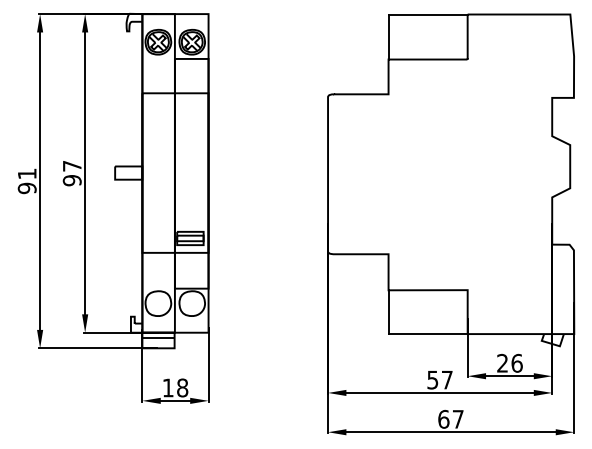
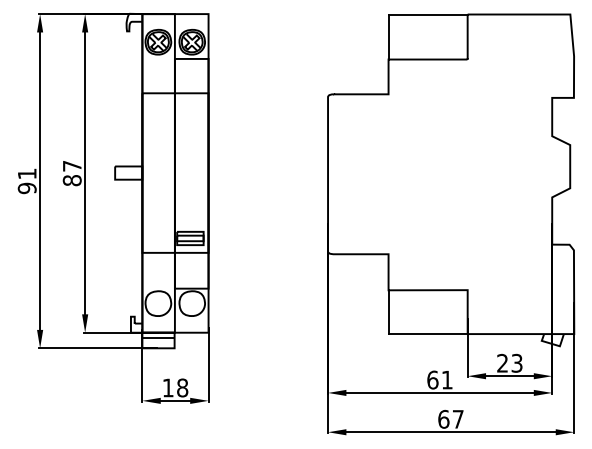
text: 97 -> 87 (72, 180)
text: 26 -> 23 (516, 362)
text: 57 -> 61 (439, 379)
